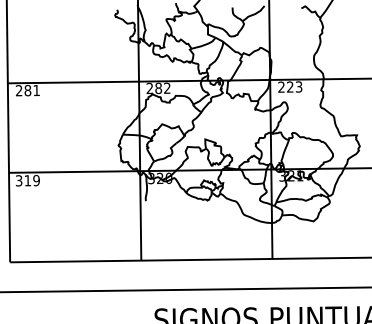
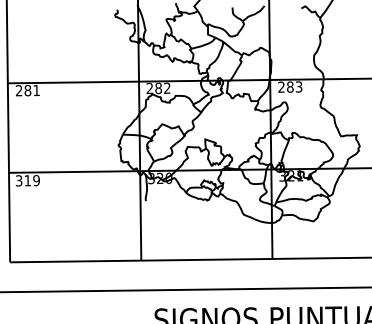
text: 223 -> 283 (290, 86)
